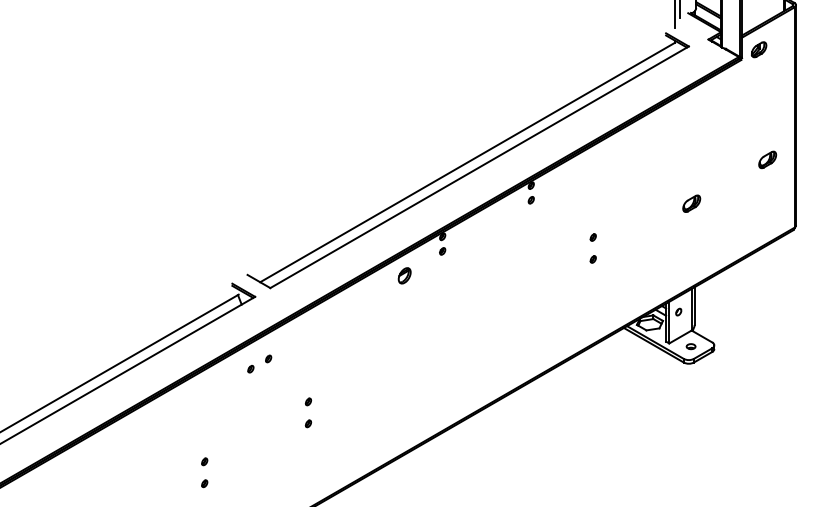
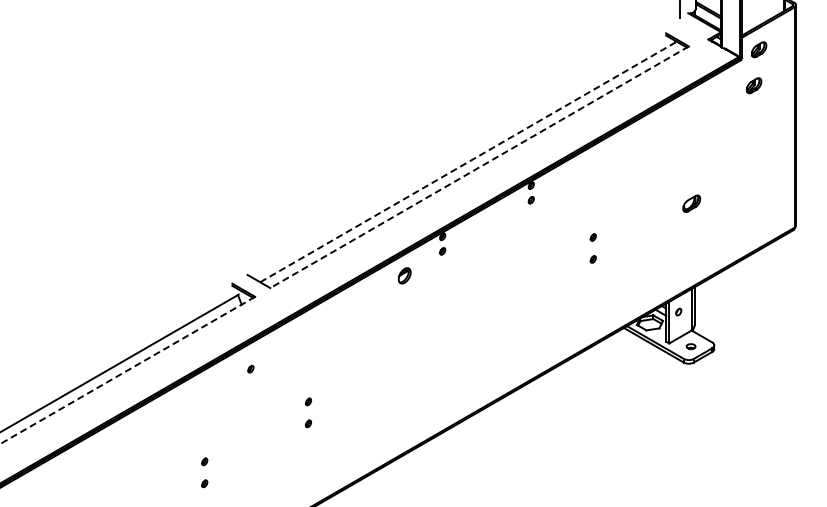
line: present -> none (674, 15)
part: none -> present (754, 85)
part: present -> none (767, 159)
line: solid -> dashed (468, 162)
line: solid -> dashed (479, 167)
part: present -> none (268, 358)
line: solid -> dashed (127, 370)
